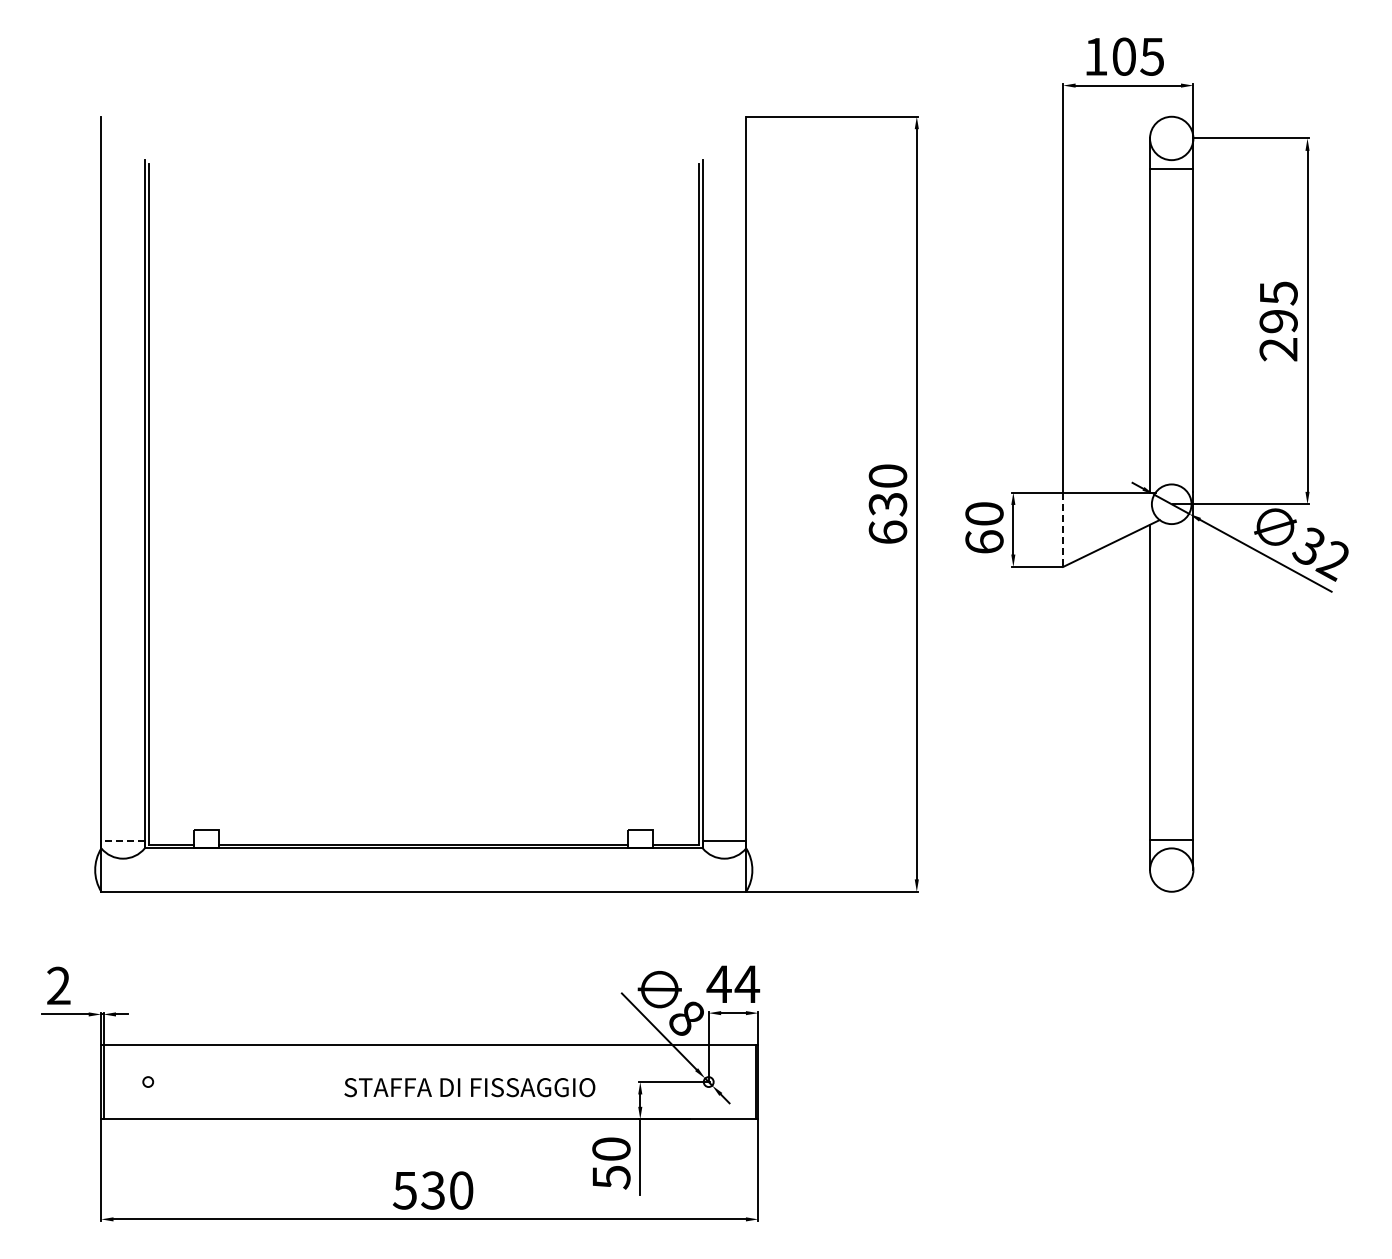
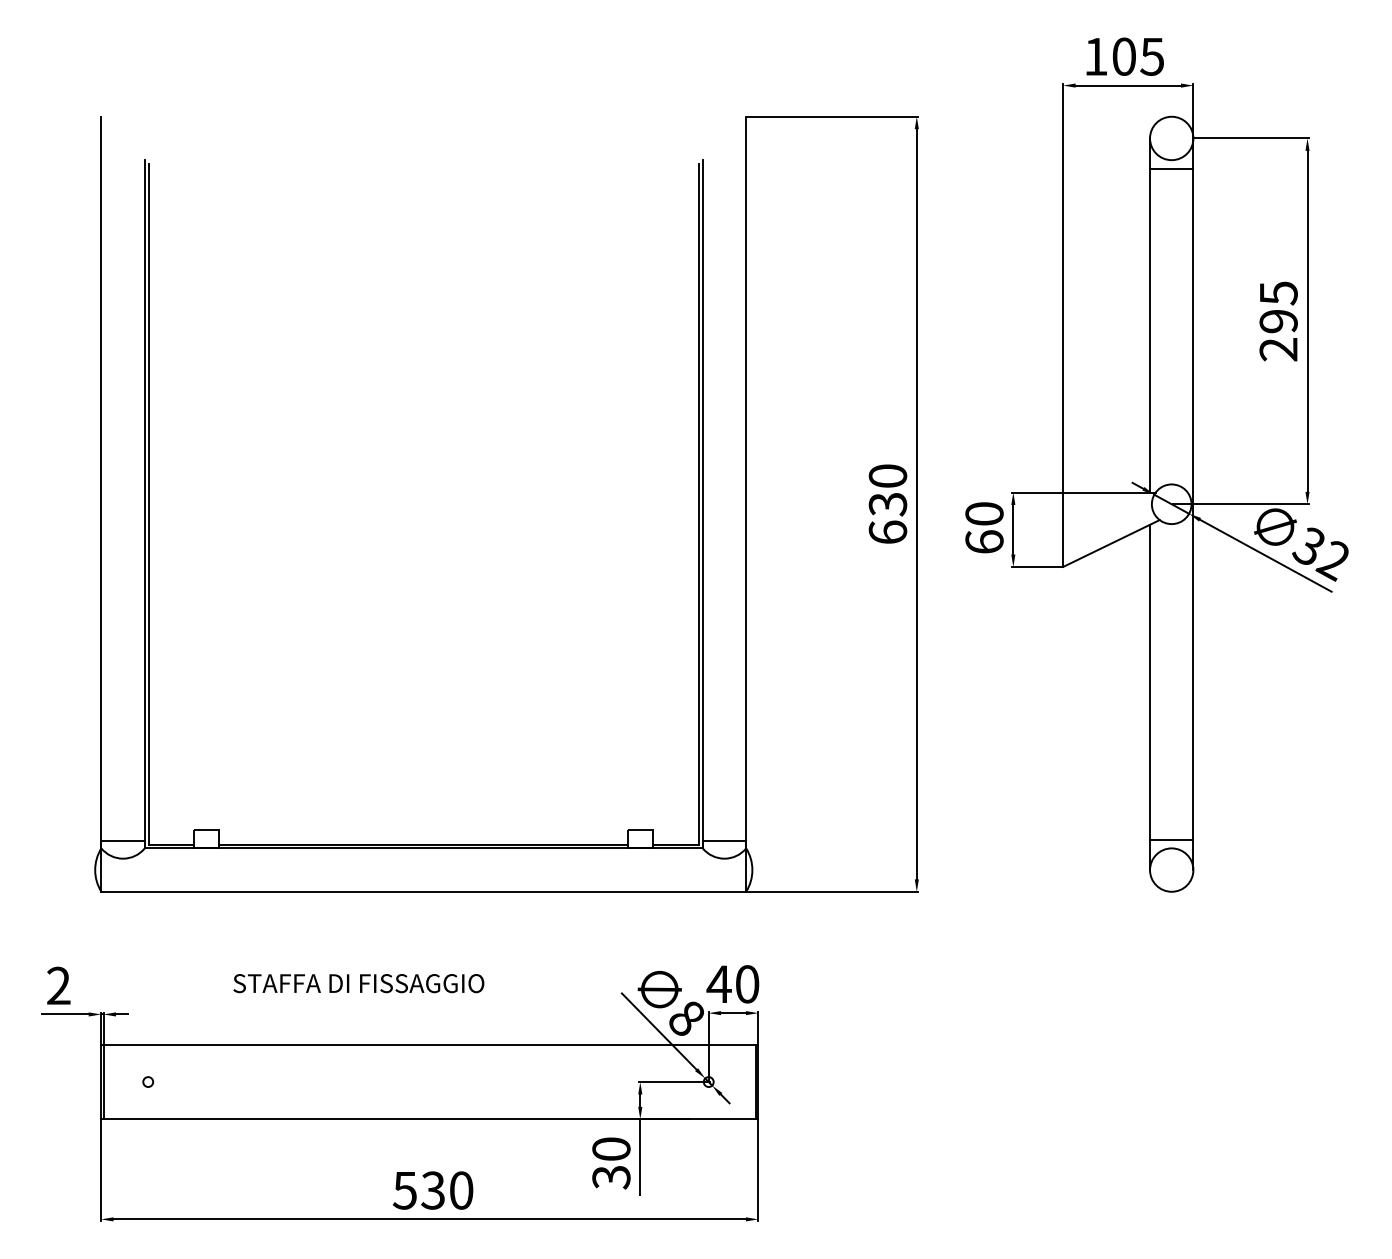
line: dashed -> solid (1063, 530)
line: dashed -> solid (123, 840)
text: 44 -> 40 (747, 984)
text position: (469, 1087) -> (358, 983) (358, 983)
text: 50 -> 30 (611, 1177)
